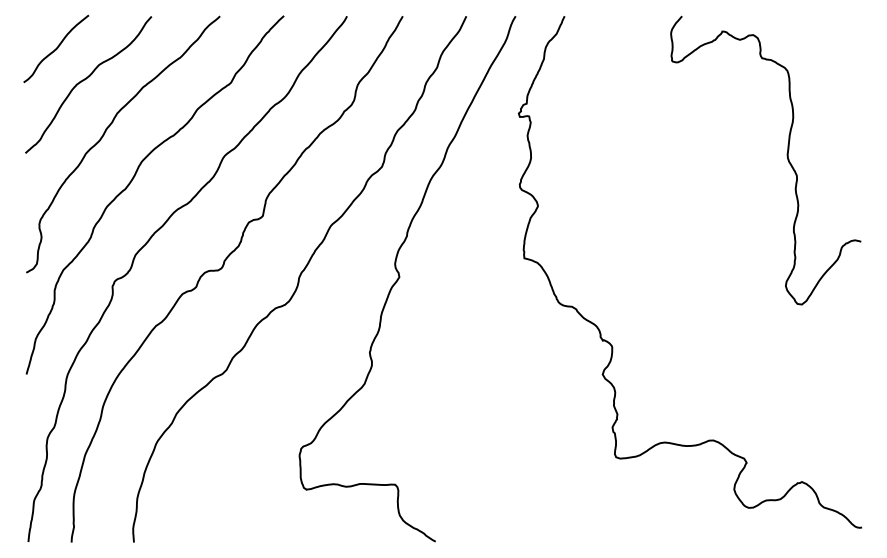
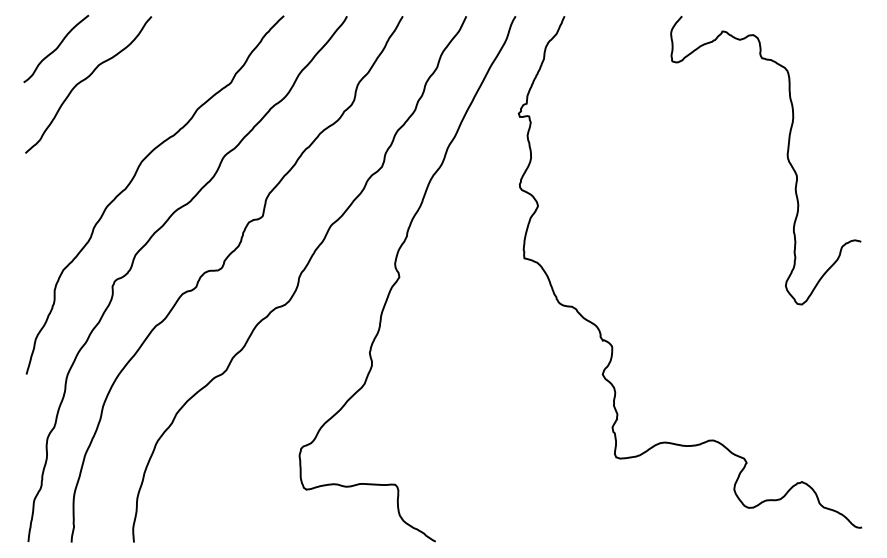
curve: present -> none (104, 135)
